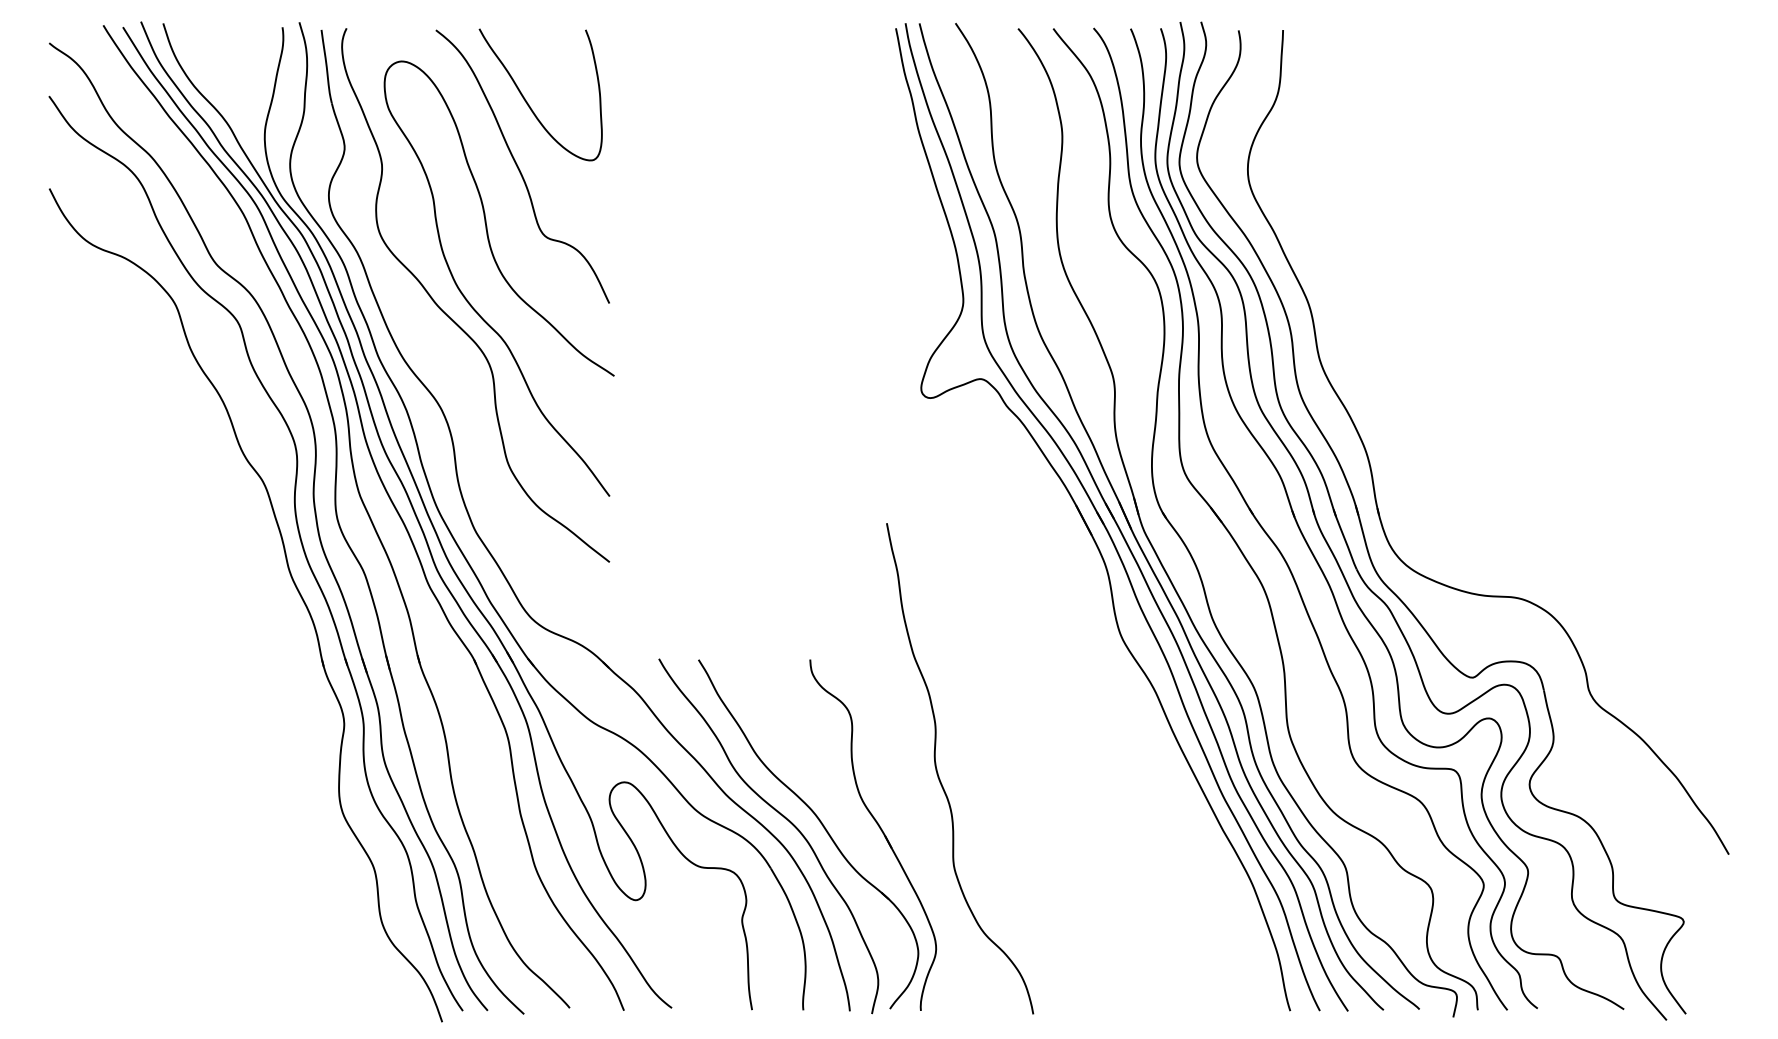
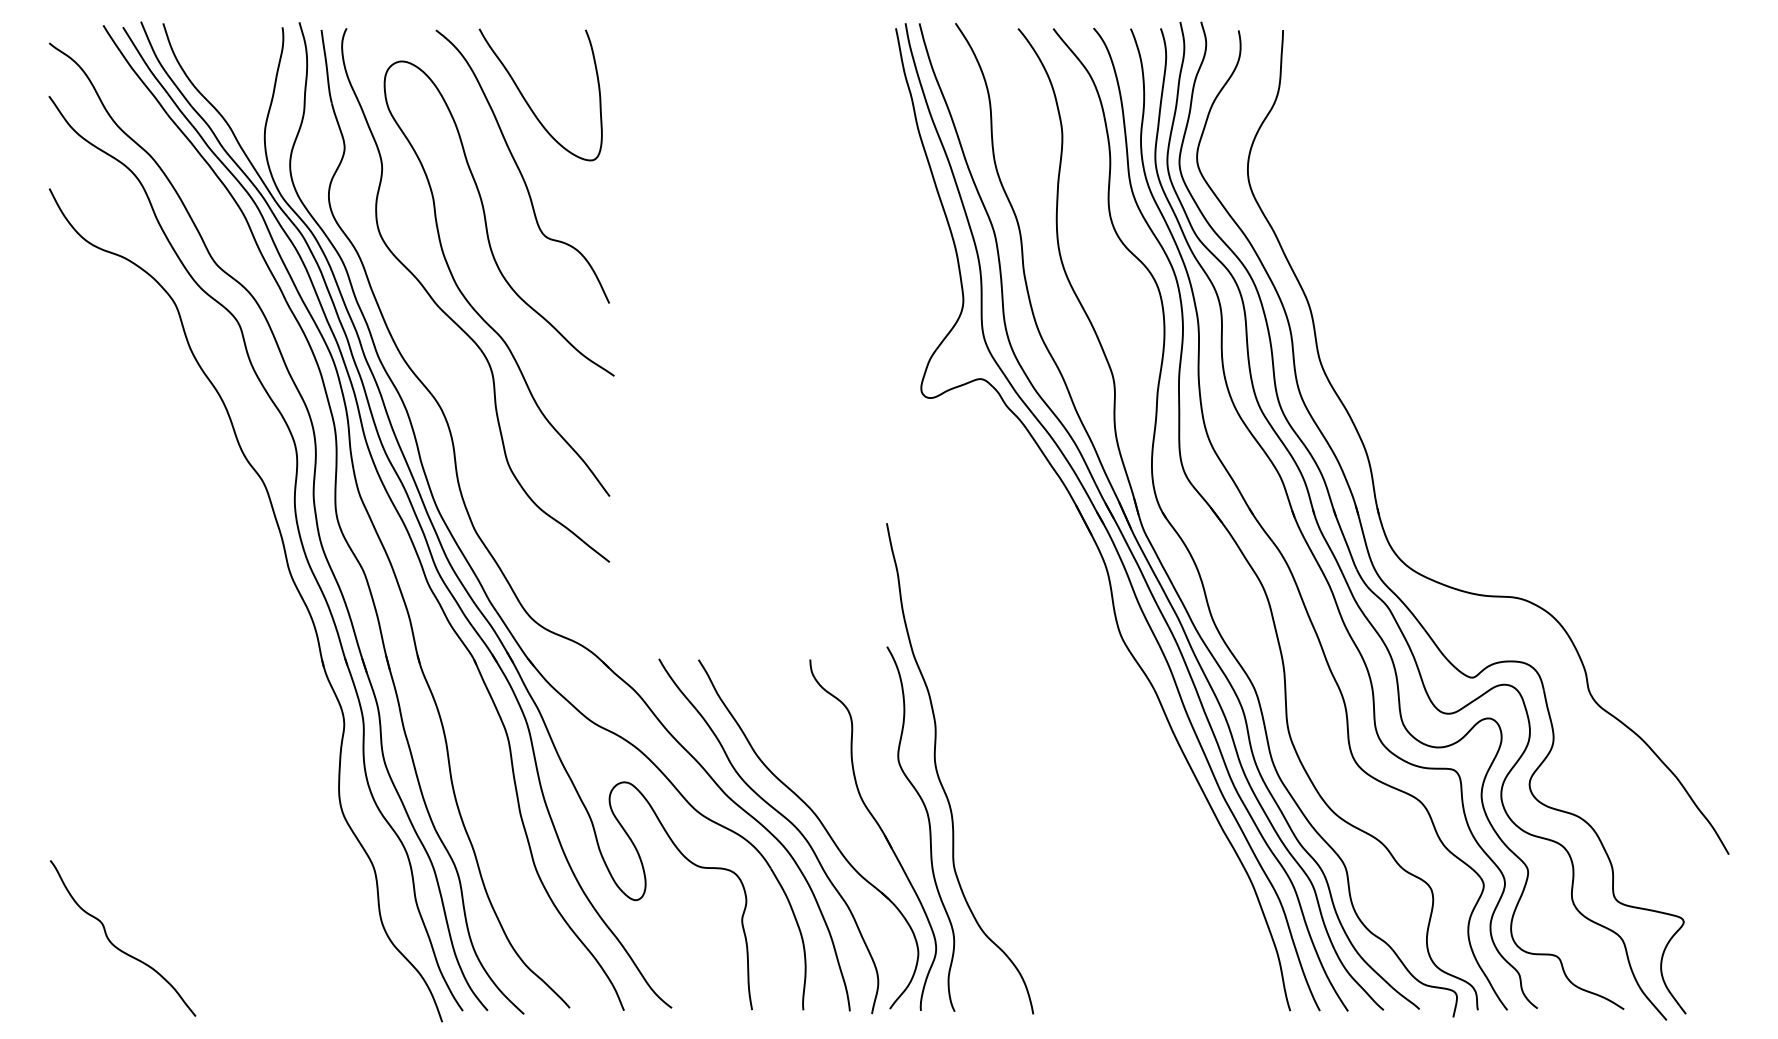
curve: none -> present (928, 825)
curve: none -> present (118, 947)
